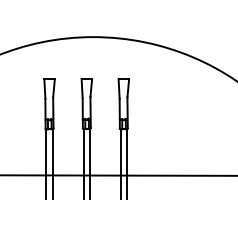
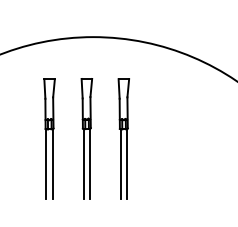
line: present -> none (118, 175)
